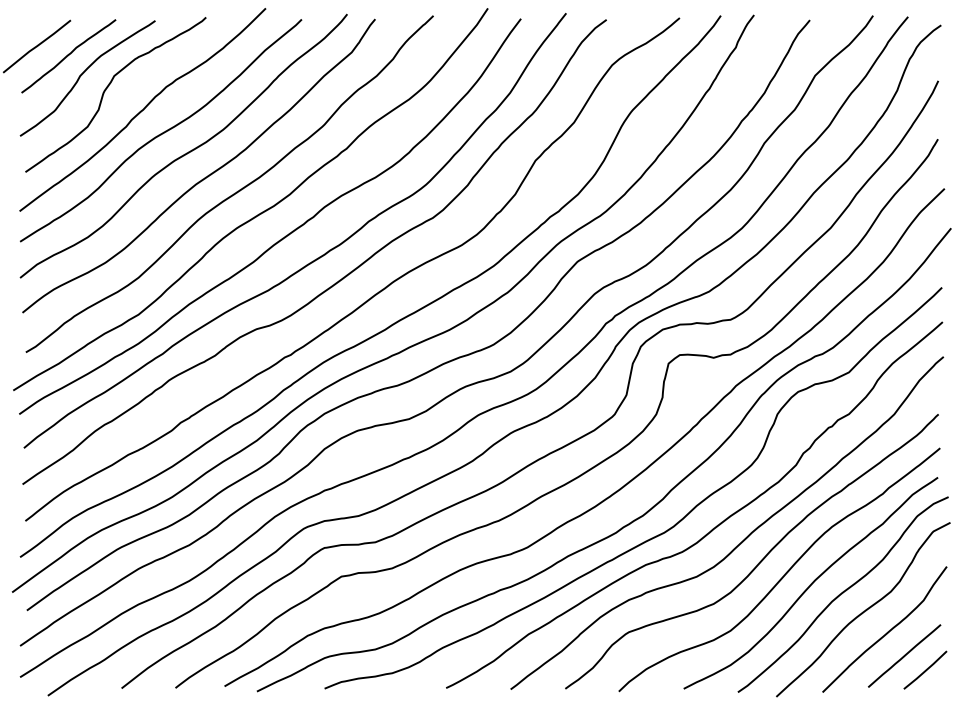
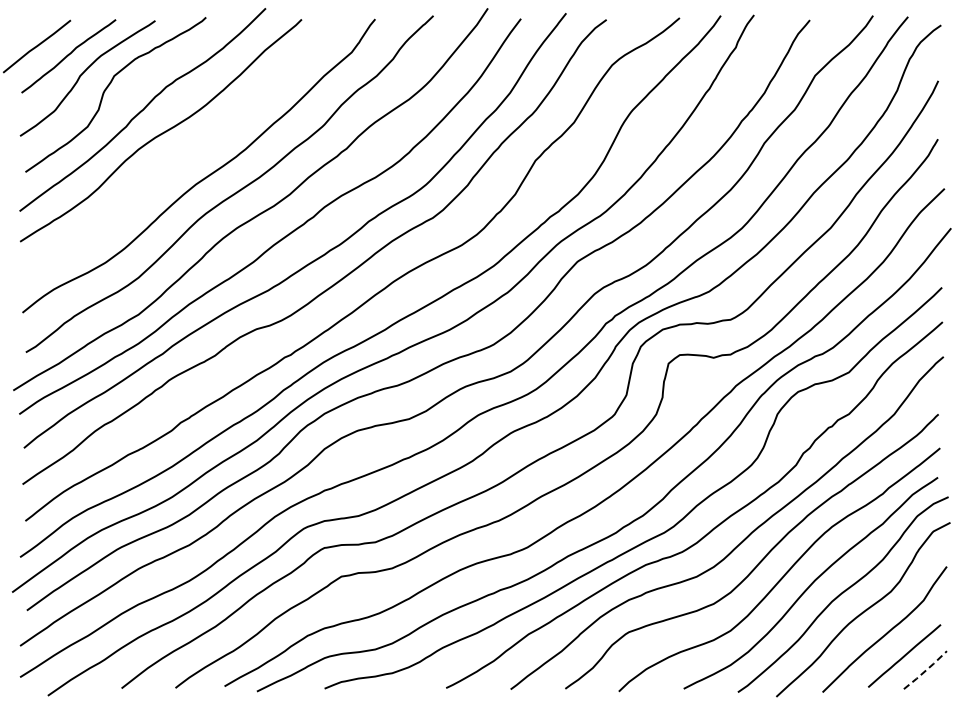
curve: present -> none (186, 152)
line: solid -> dashed (926, 670)
